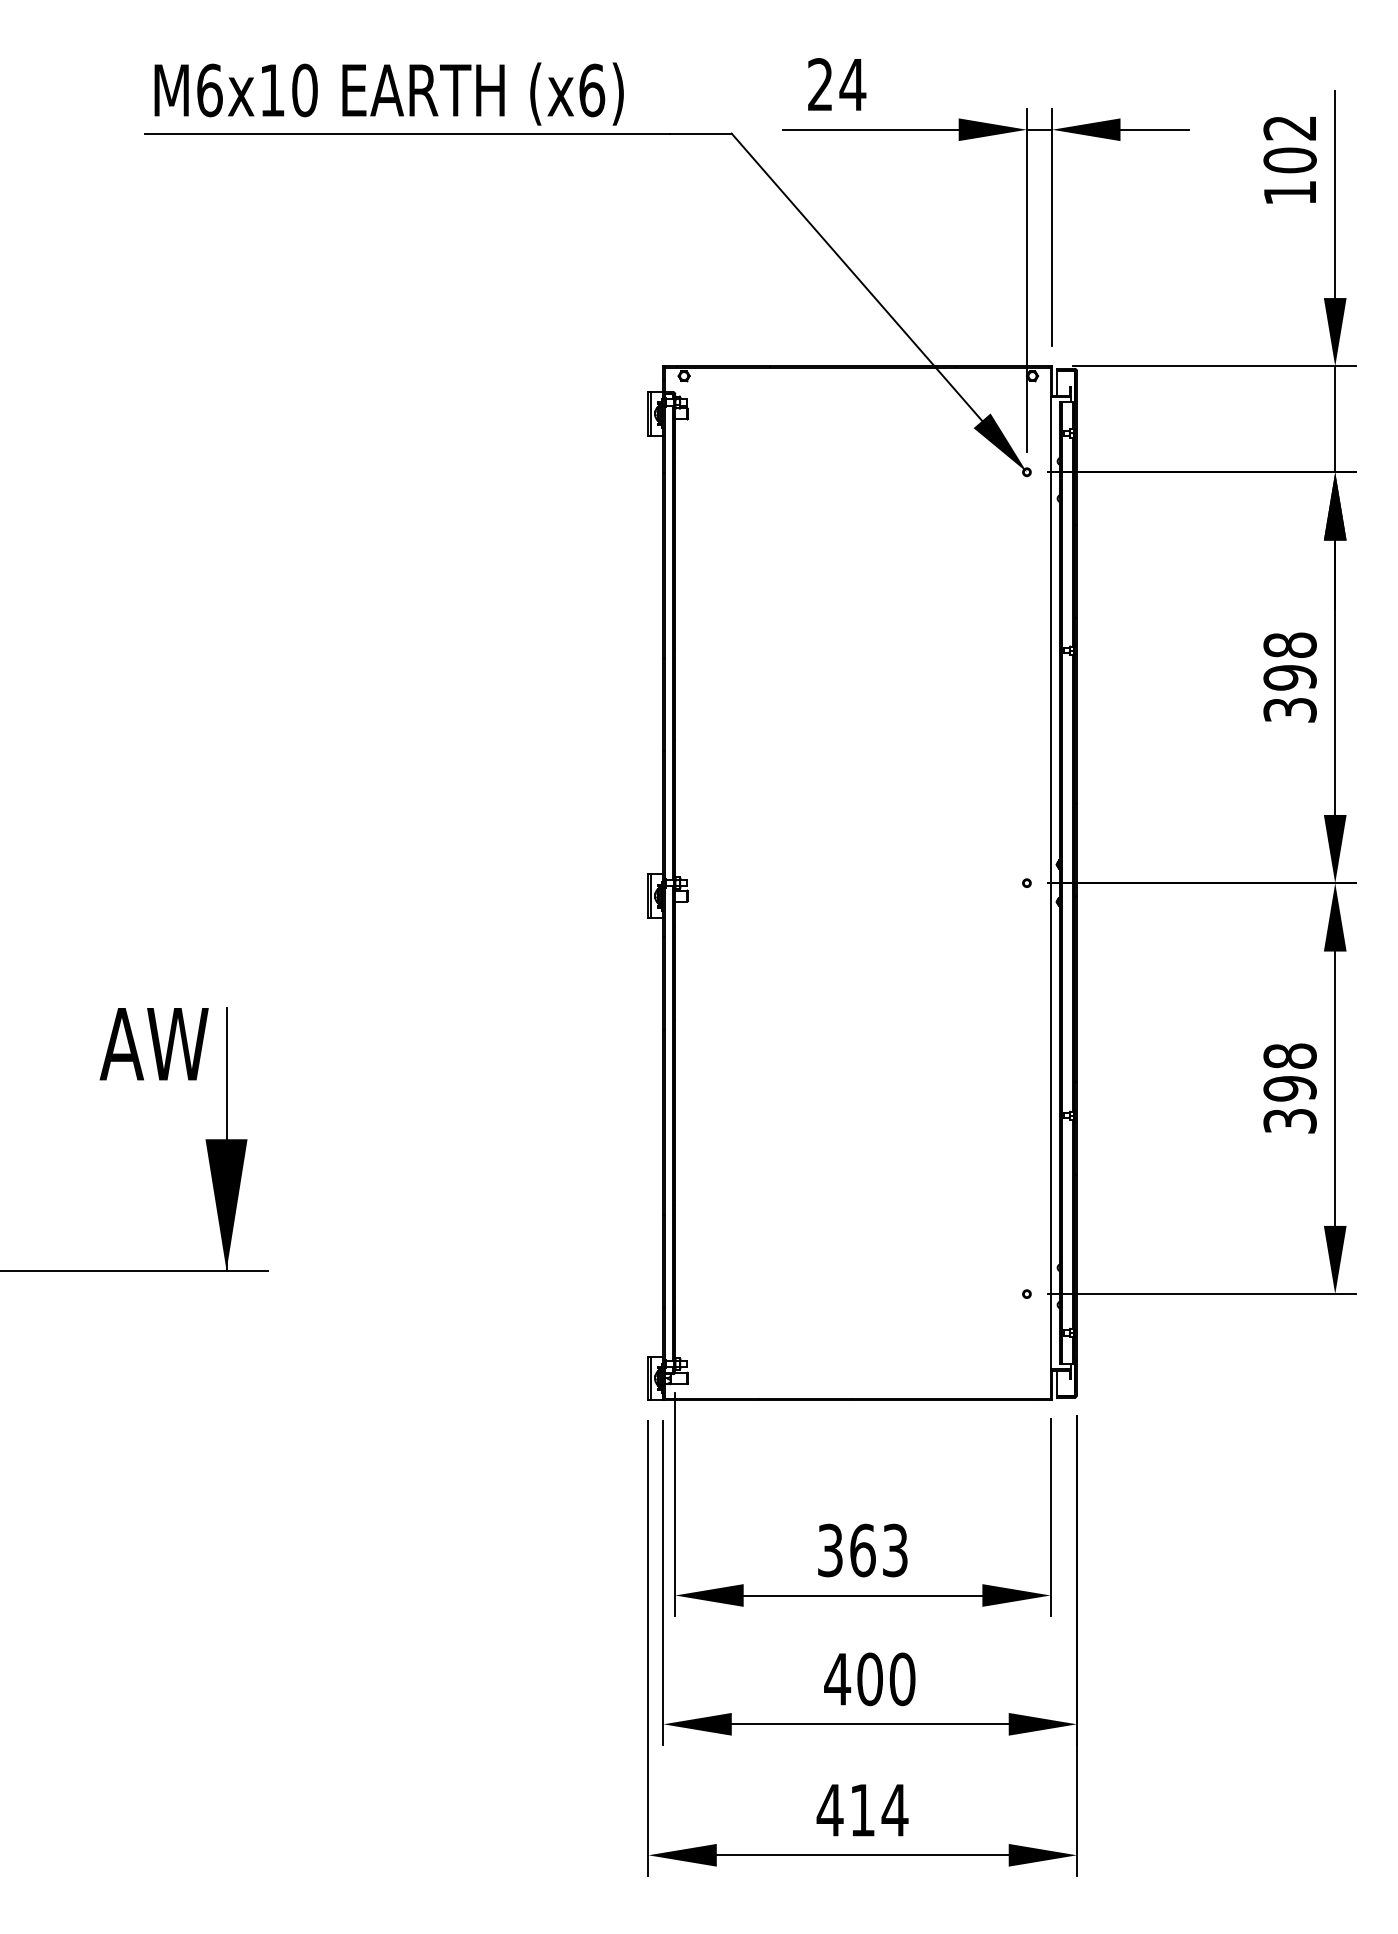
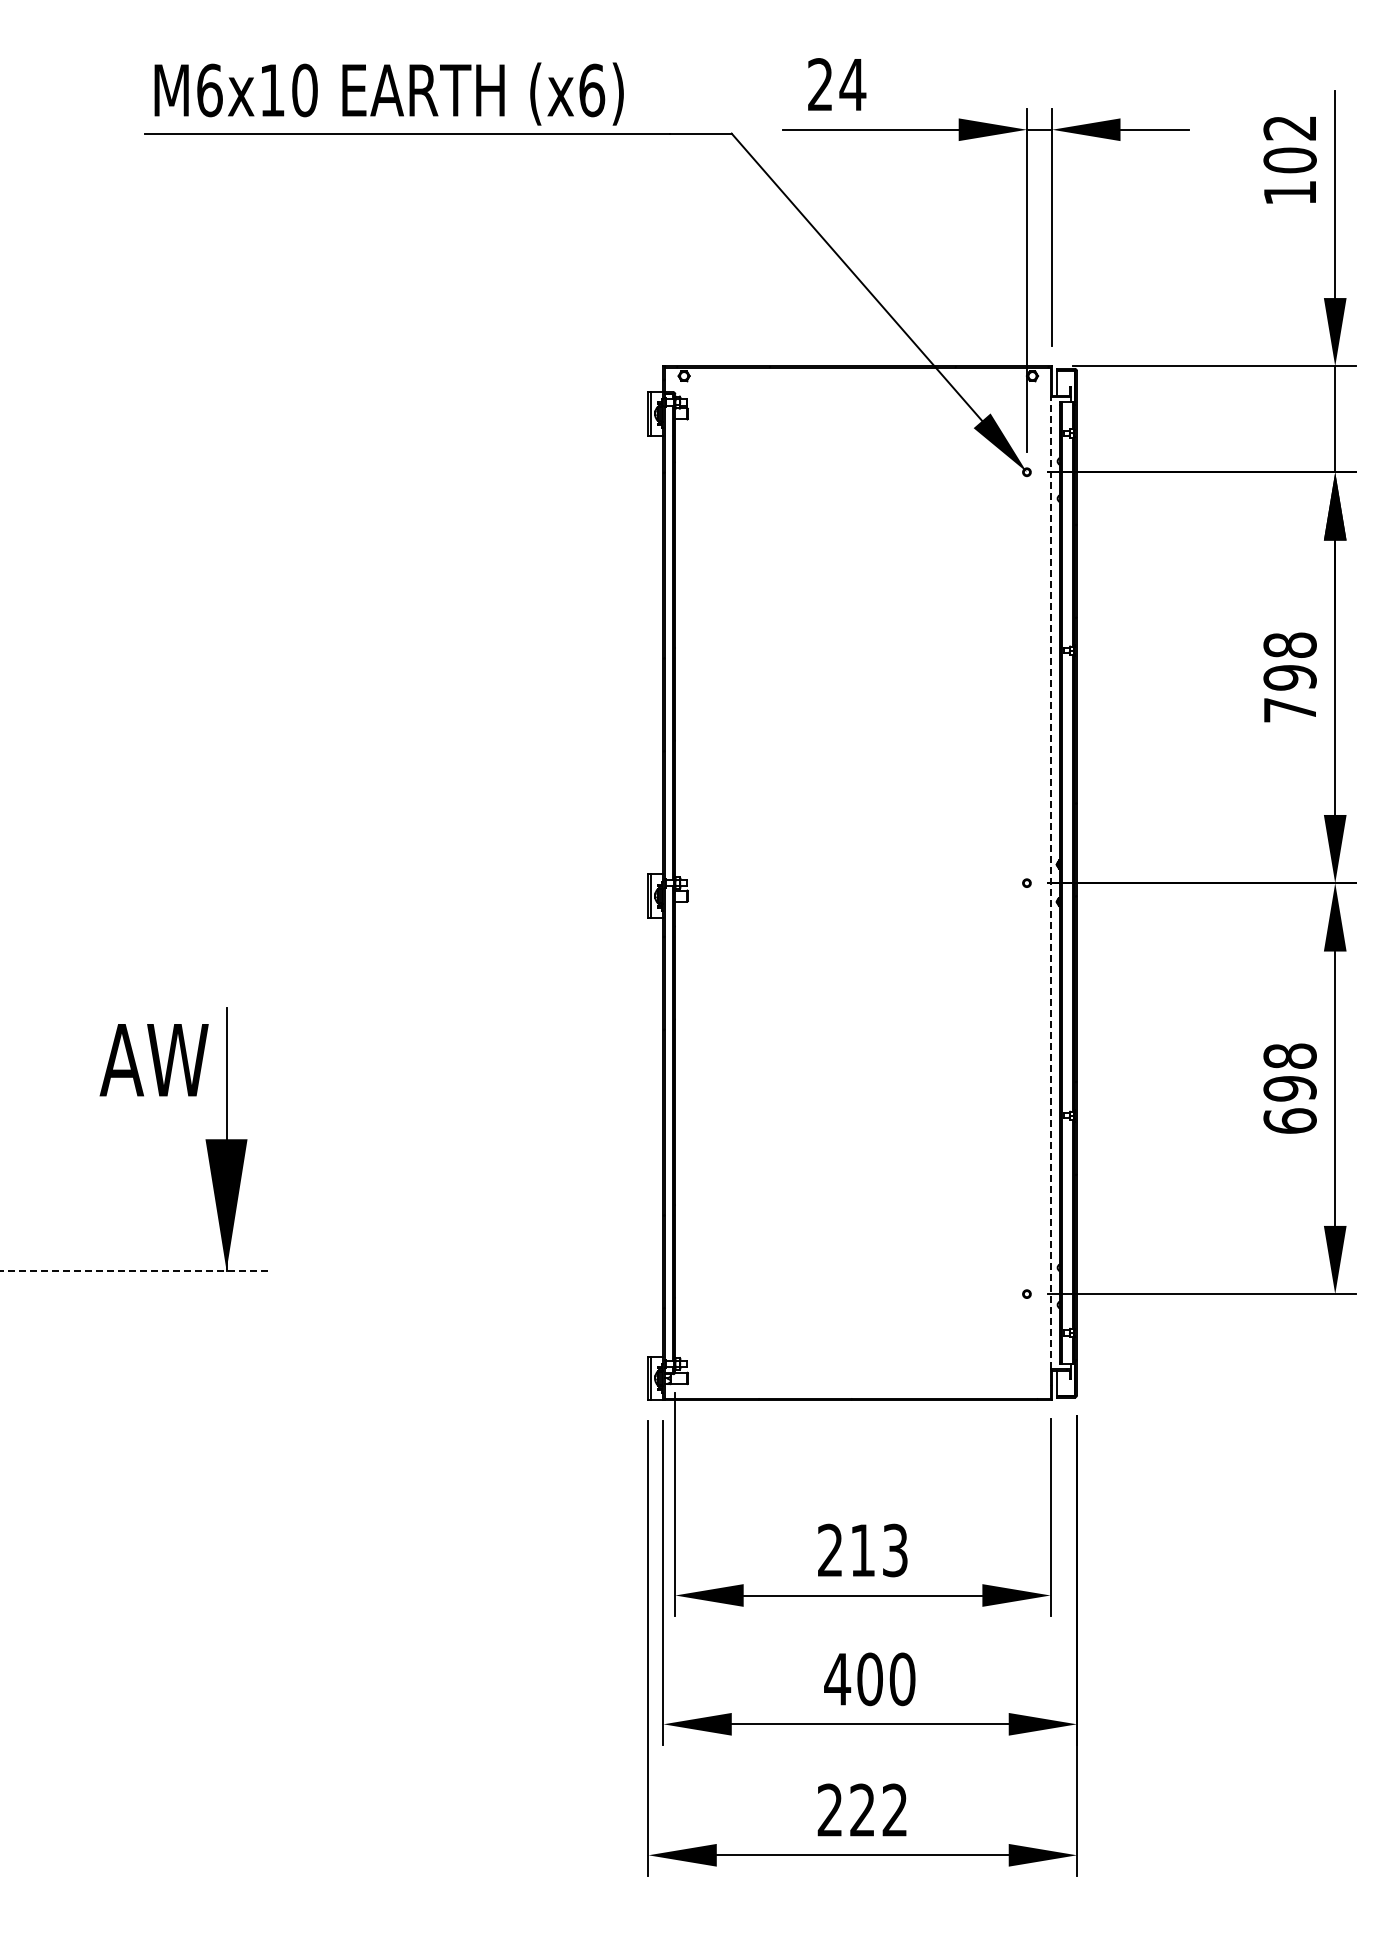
text: 398 -> 798 (1289, 710)
line: solid -> dashed (1050, 883)
text position: (153, 1044) -> (153, 1060) (153, 1060)
text: 398 -> 698 (1289, 1120)
line: solid -> dashed (133, 1270)
text: 363 -> 213 (846, 1550)
text: 414 -> 222 (862, 1809)
